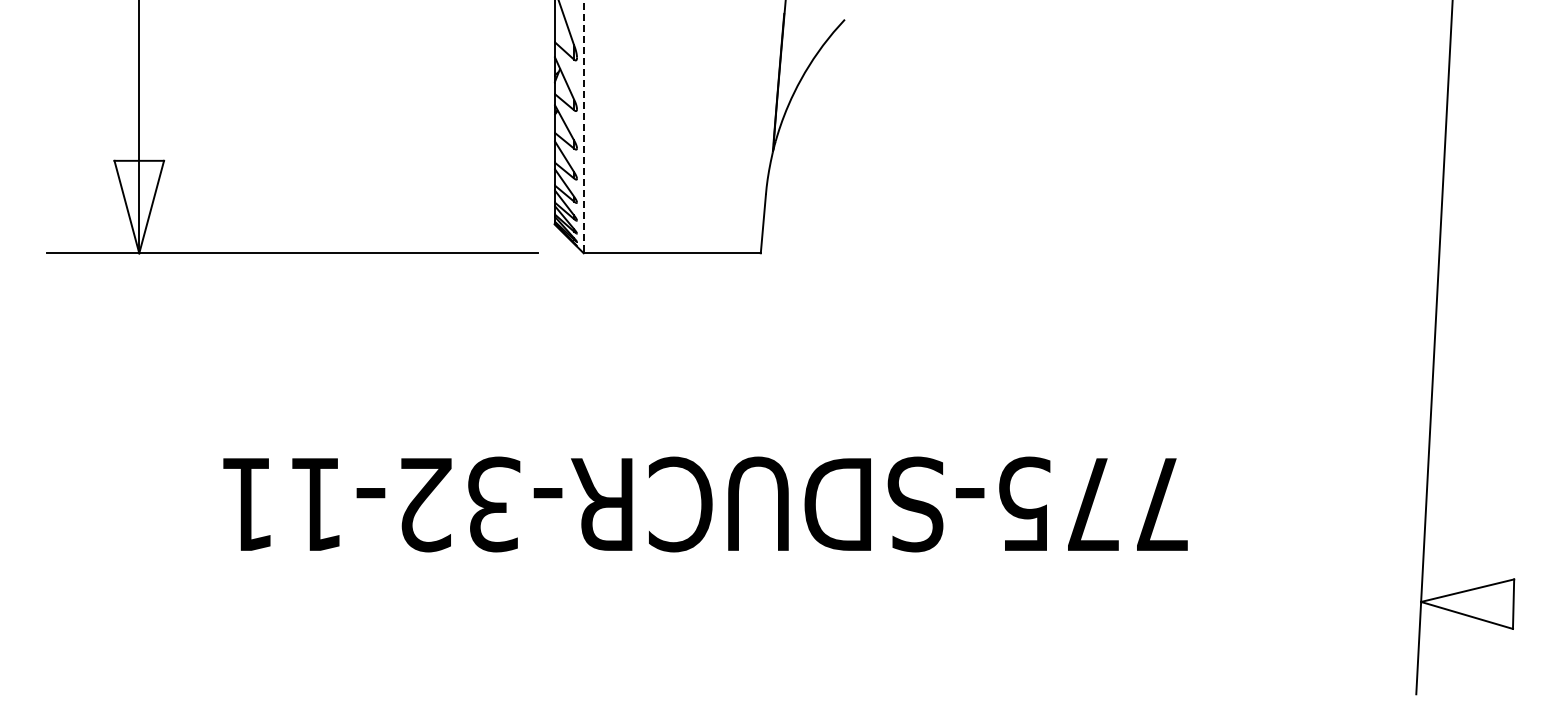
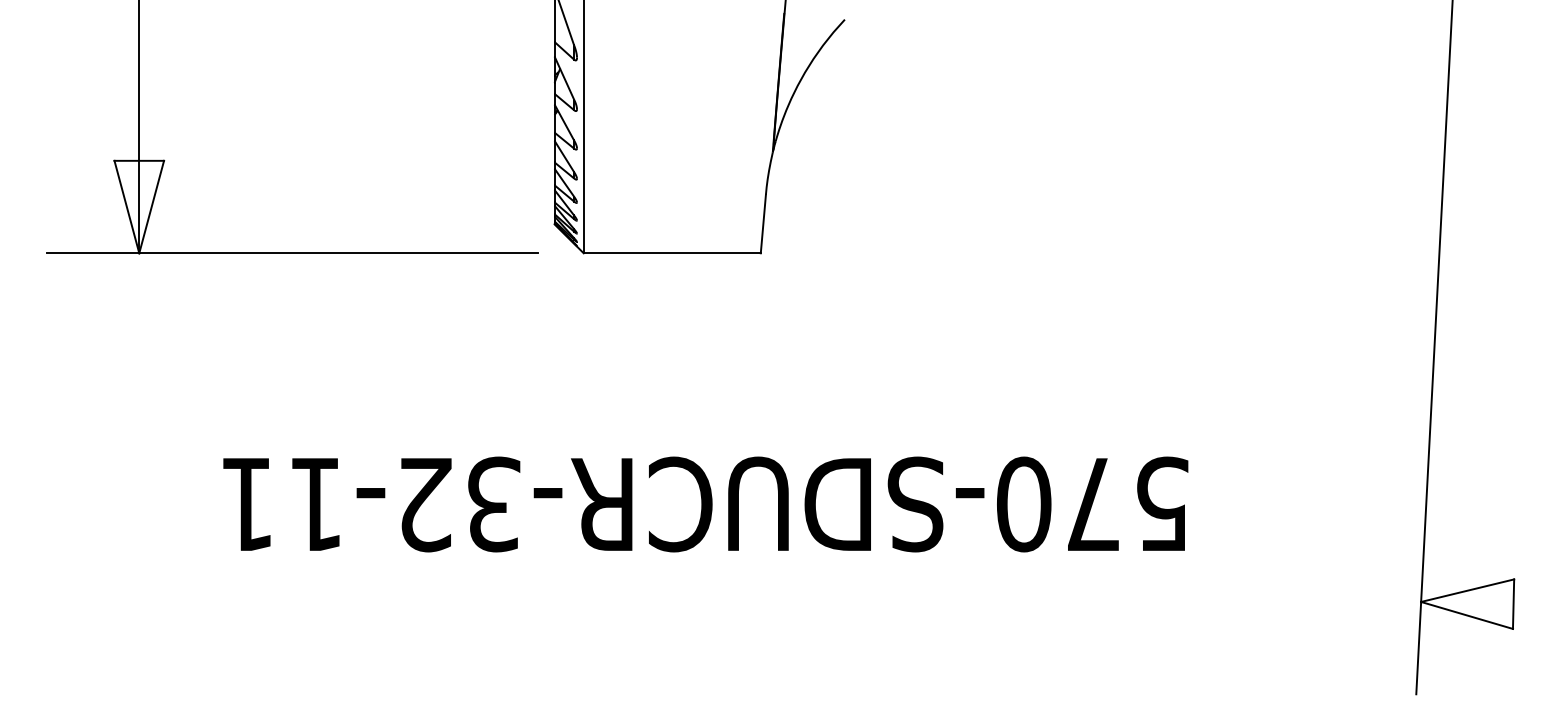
line: dashed -> solid (583, 127)
text: 775-SDUCR-32-11 -> 570-SDUCR-32-11 (1092, 504)
